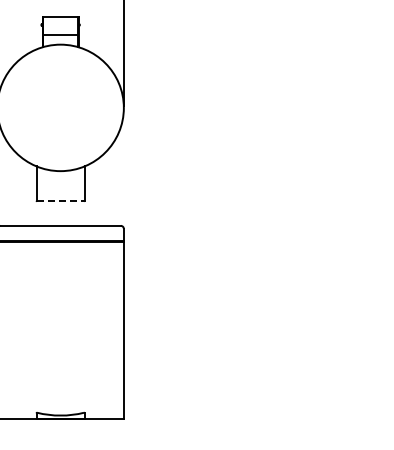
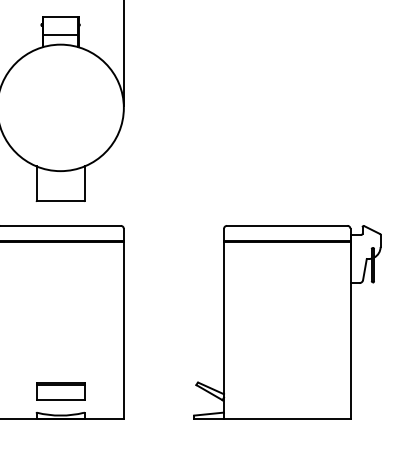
line: dashed -> solid (61, 201)
part: none -> present (287, 322)
part: none -> present (60, 391)
